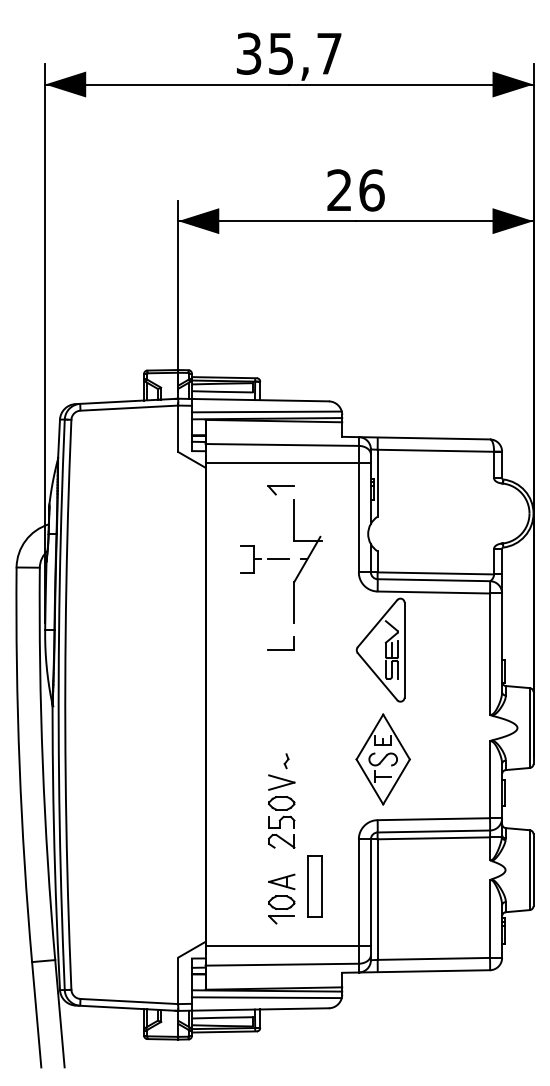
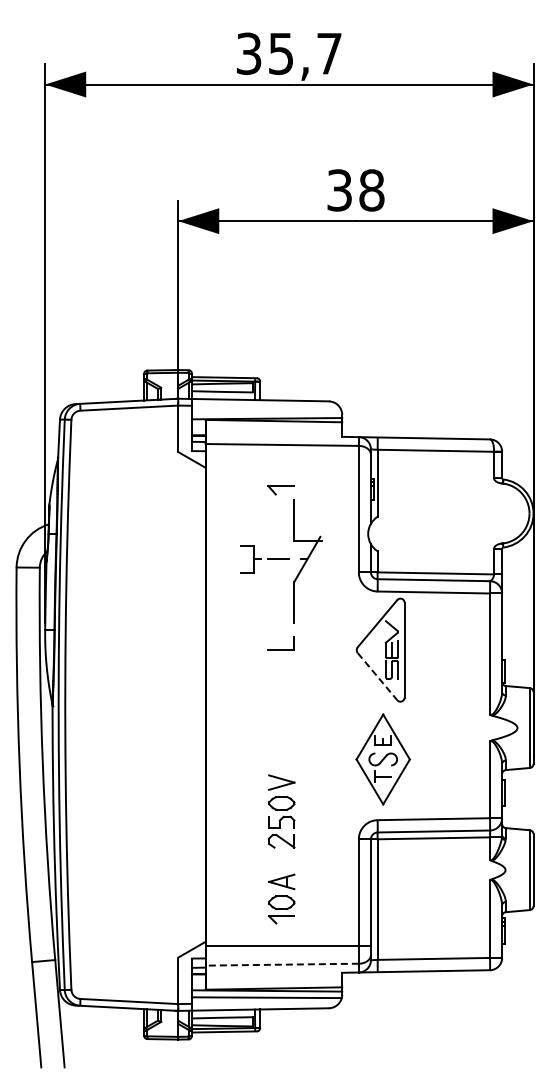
text: 26 -> 38 (355, 190)
line: present -> none (266, 411)
line: present -> none (287, 463)
line: solid -> dashed (377, 676)
part: present -> none (286, 761)
part: present -> none (314, 886)
line: solid -> dashed (282, 964)
